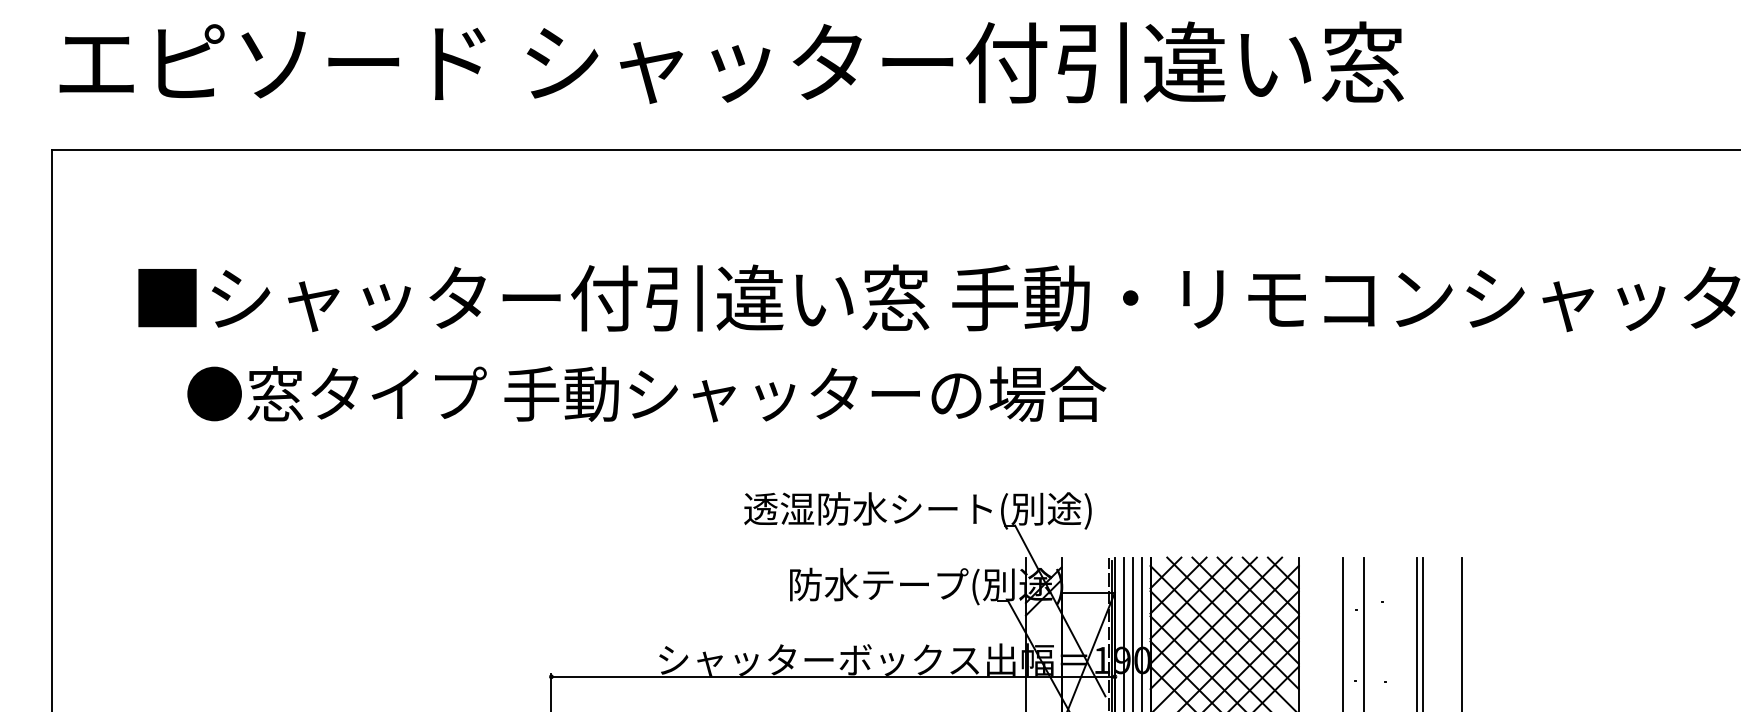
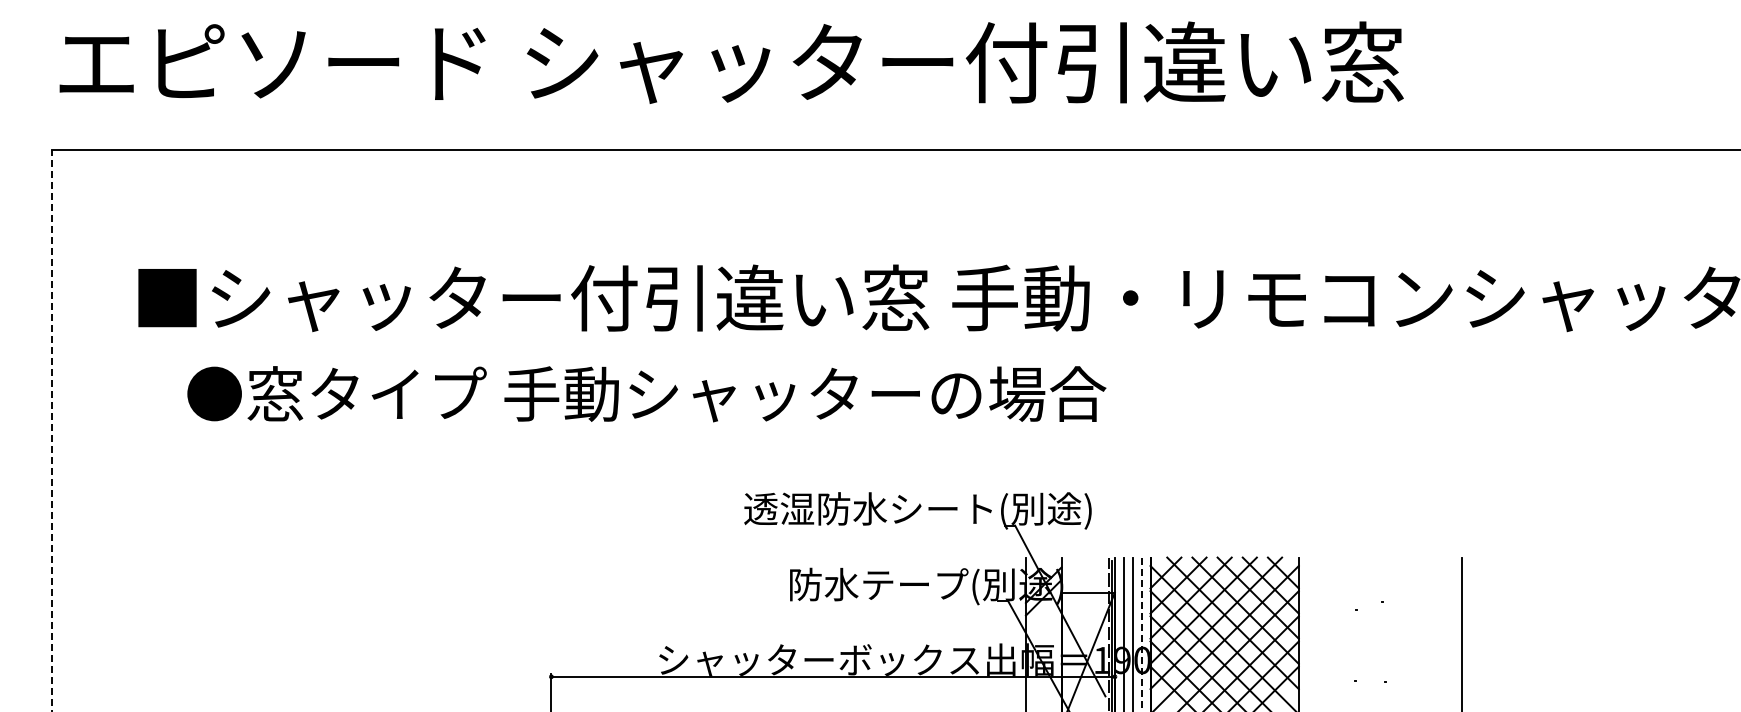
line: solid -> dashed (52, 430)
line: present -> none (1343, 632)
line: present -> none (1364, 632)
line: present -> none (1417, 632)
line: present -> none (1423, 632)
line: solid -> dashed (1141, 634)
